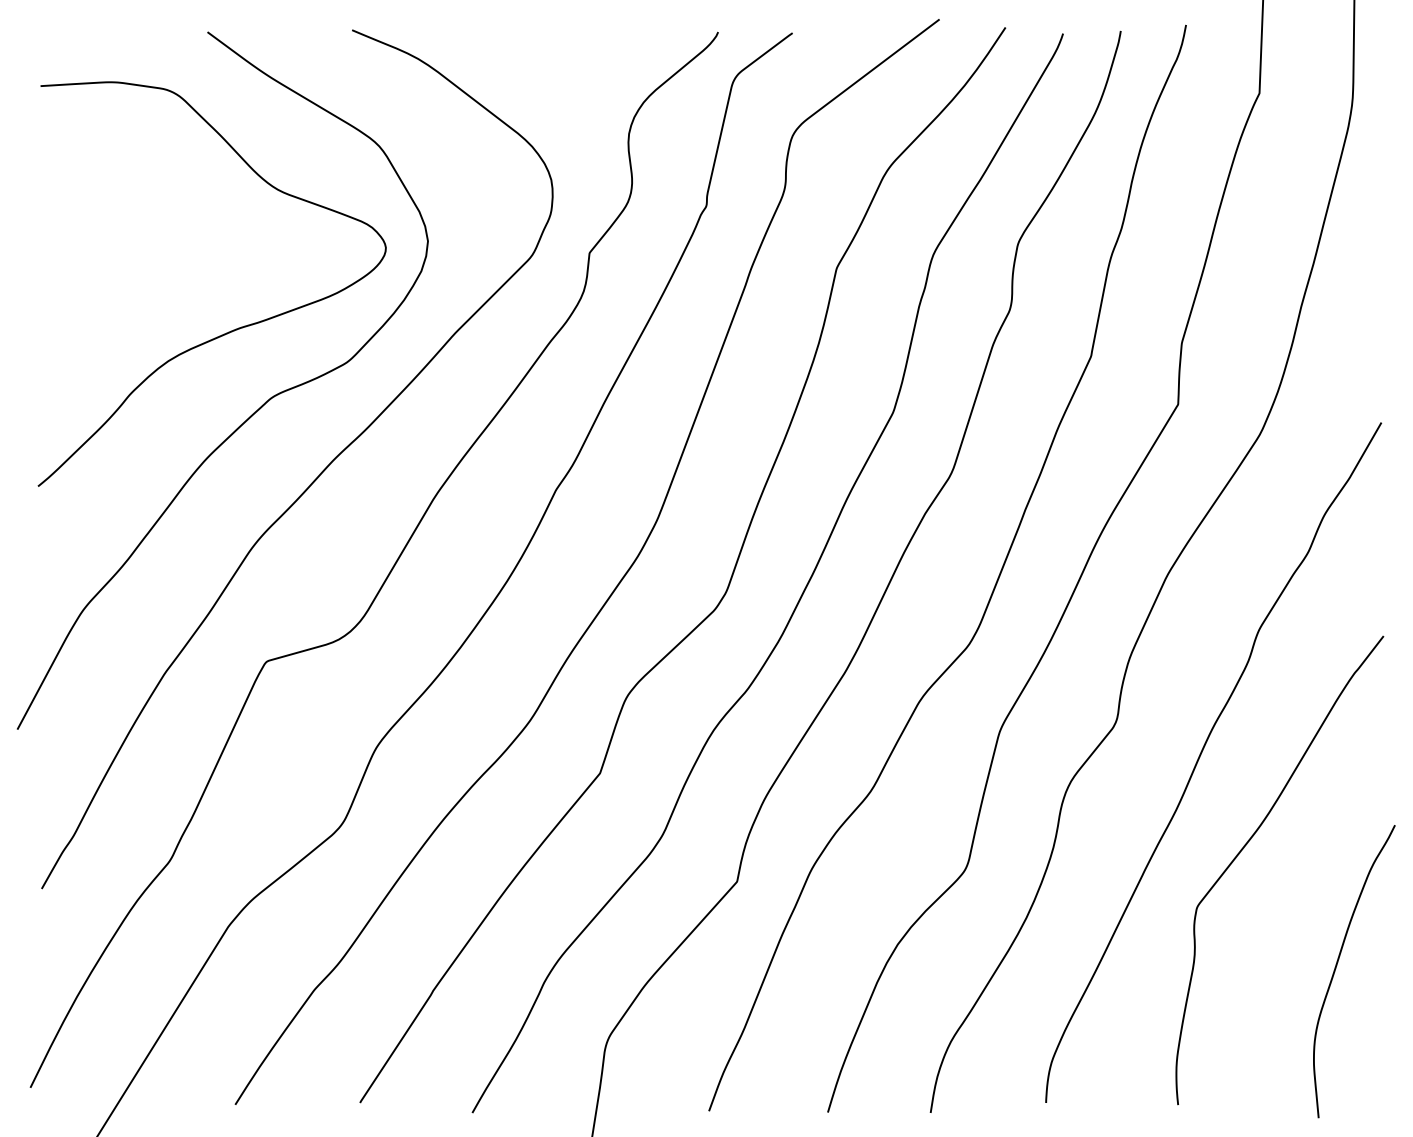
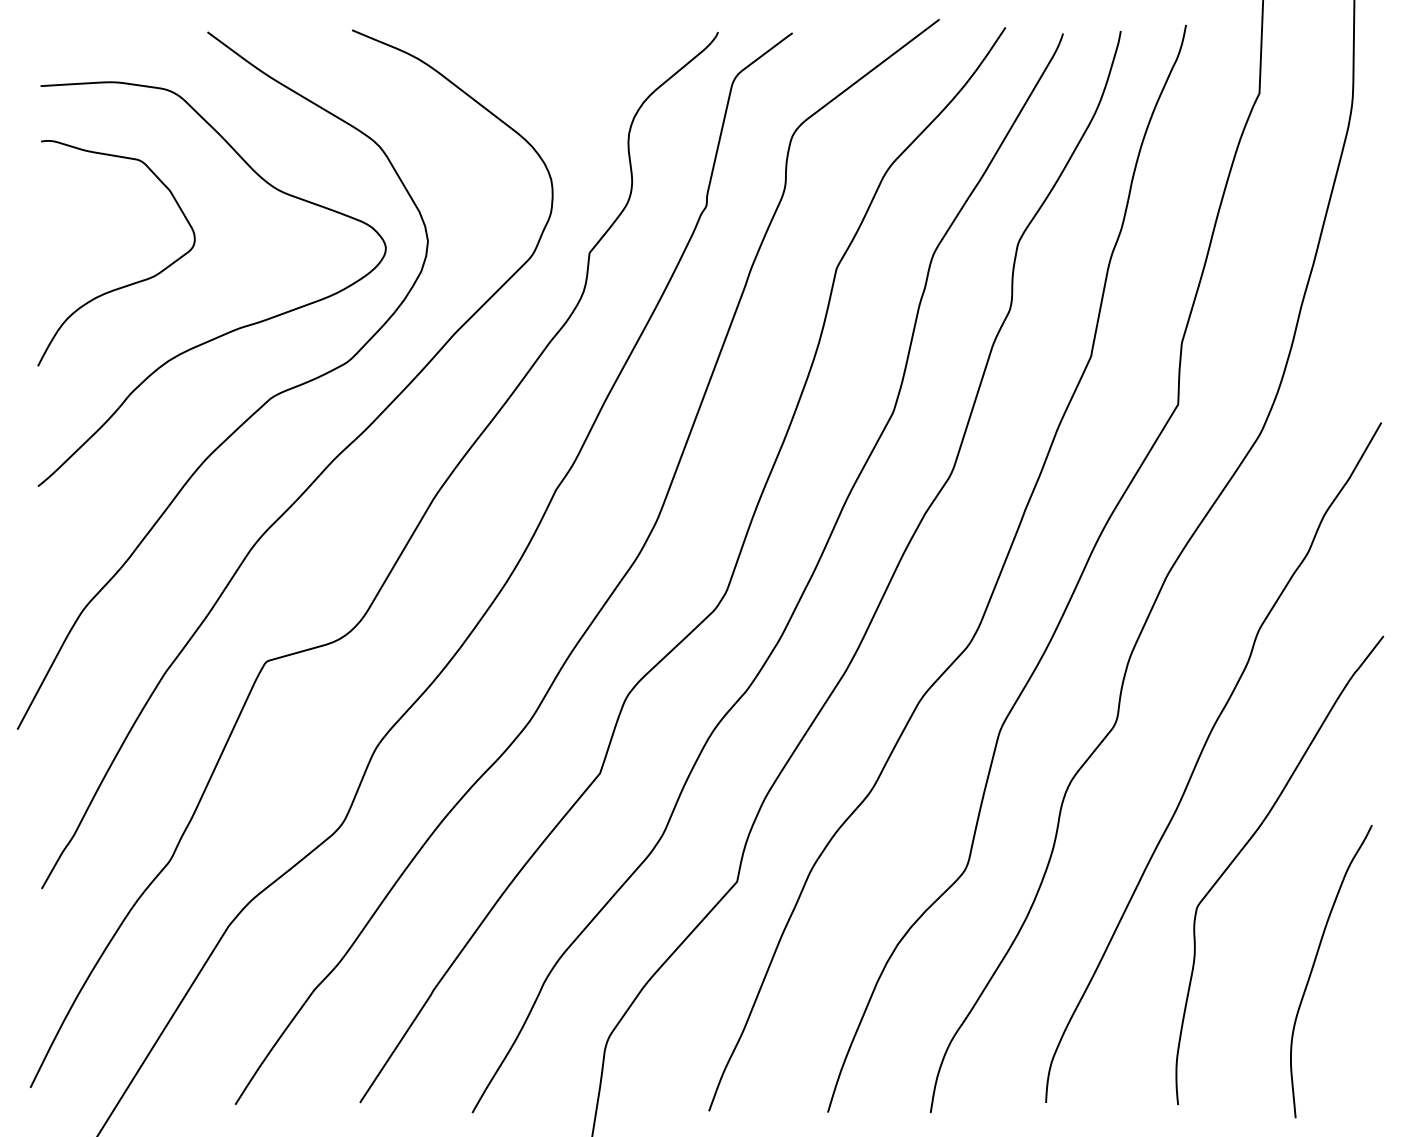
curve: none -> present (127, 284)
curve position: (1337, 965) -> (1314, 965) (1314, 965)
